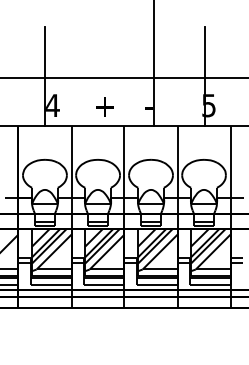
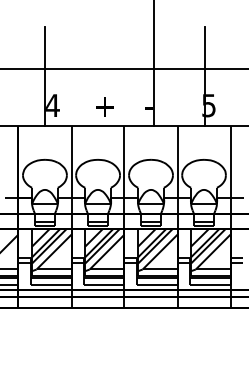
line position: (123, 78) -> (123, 69) (123, 69)
